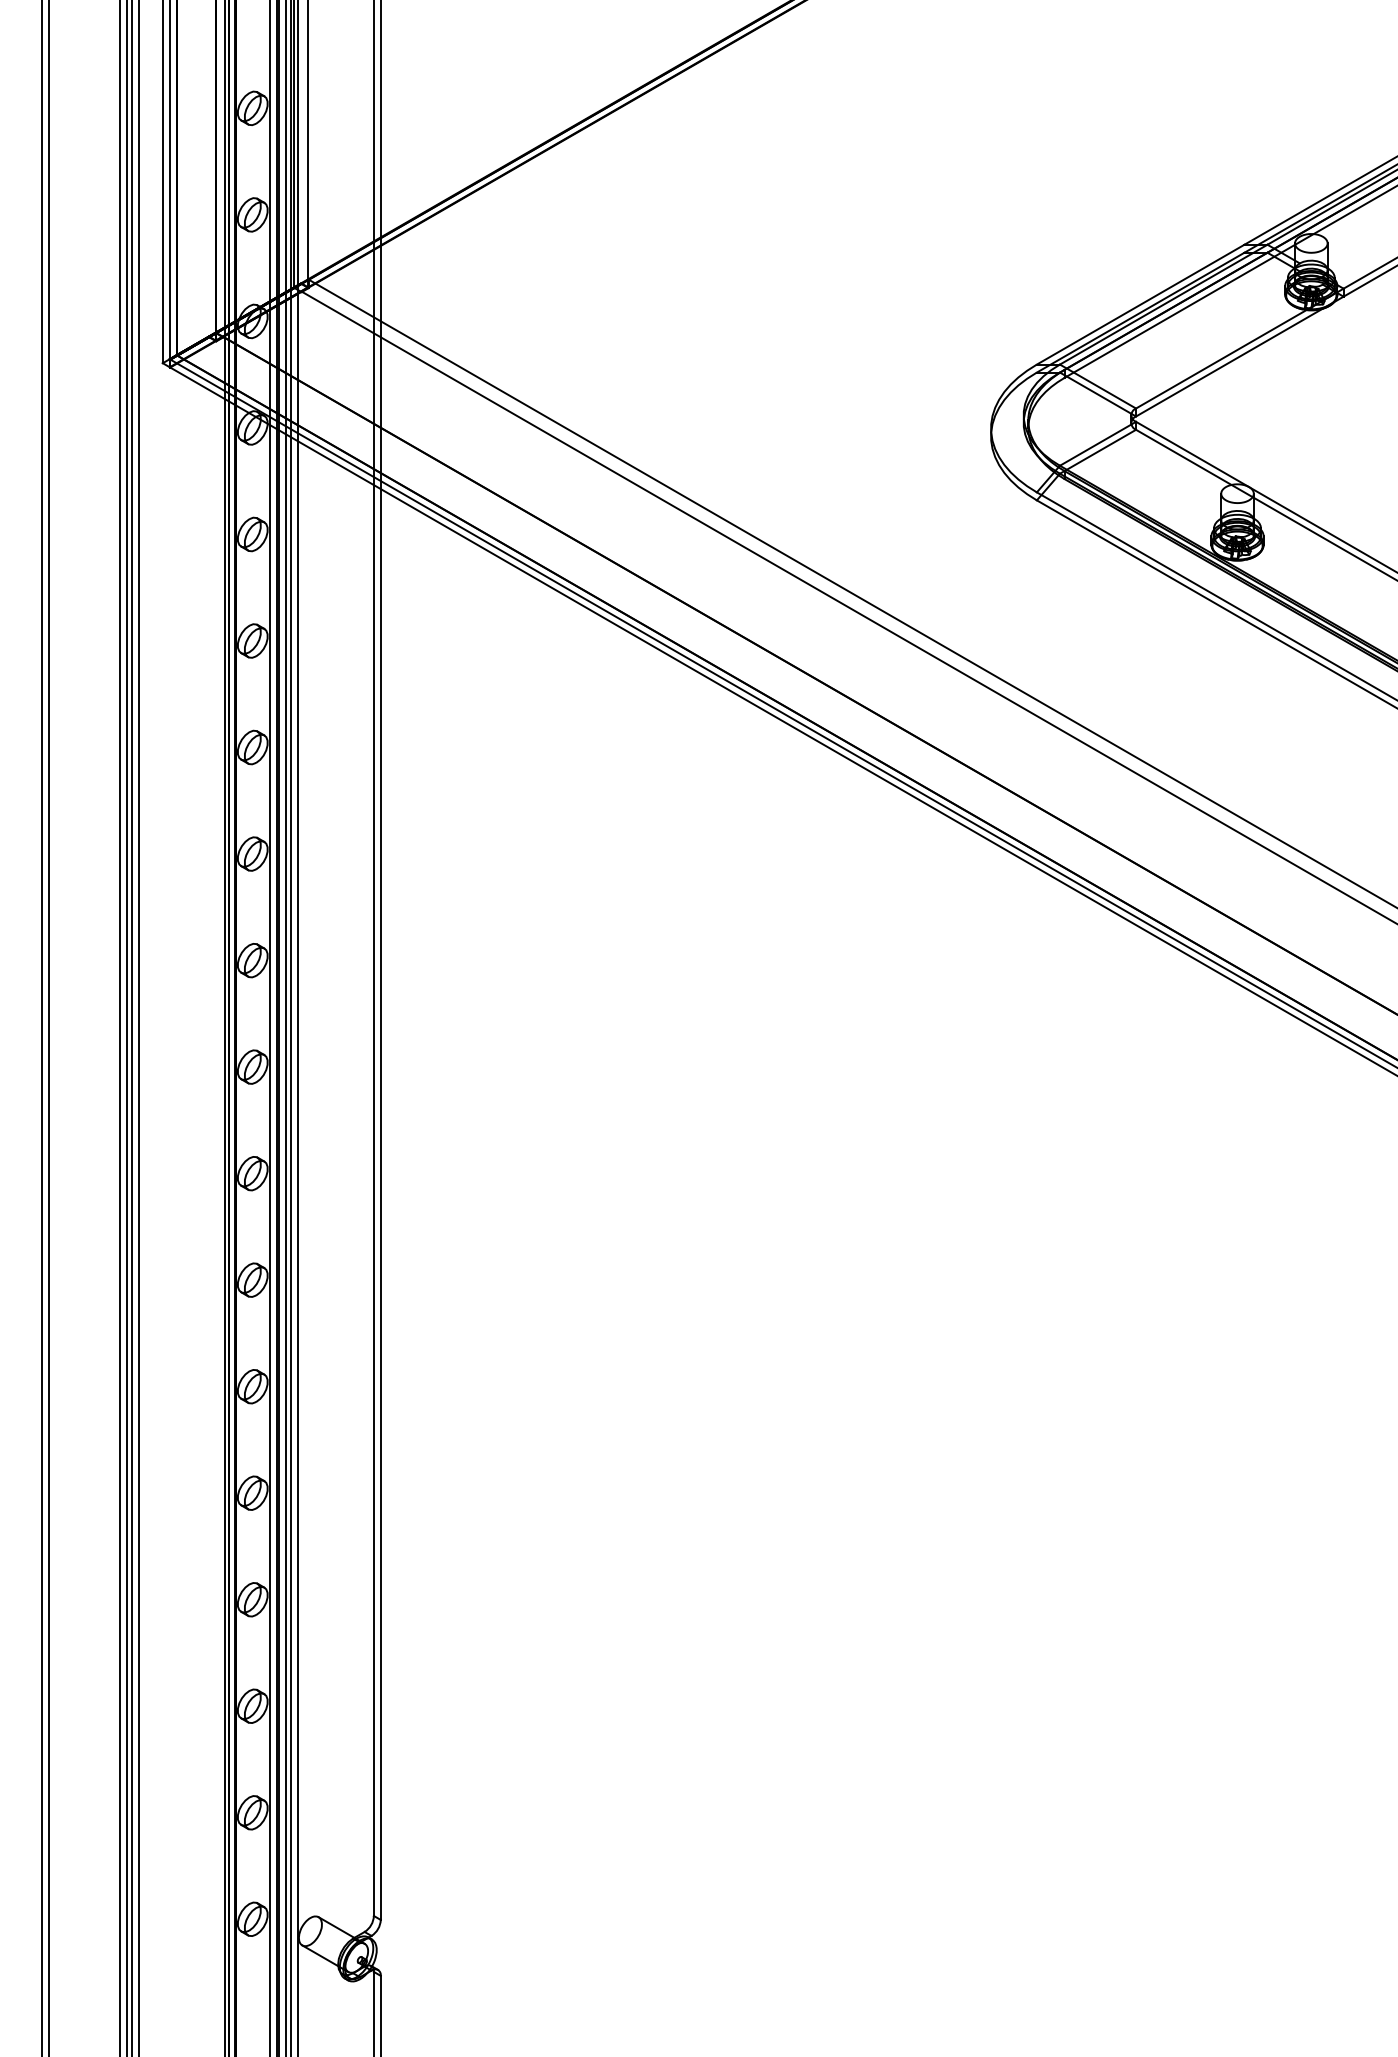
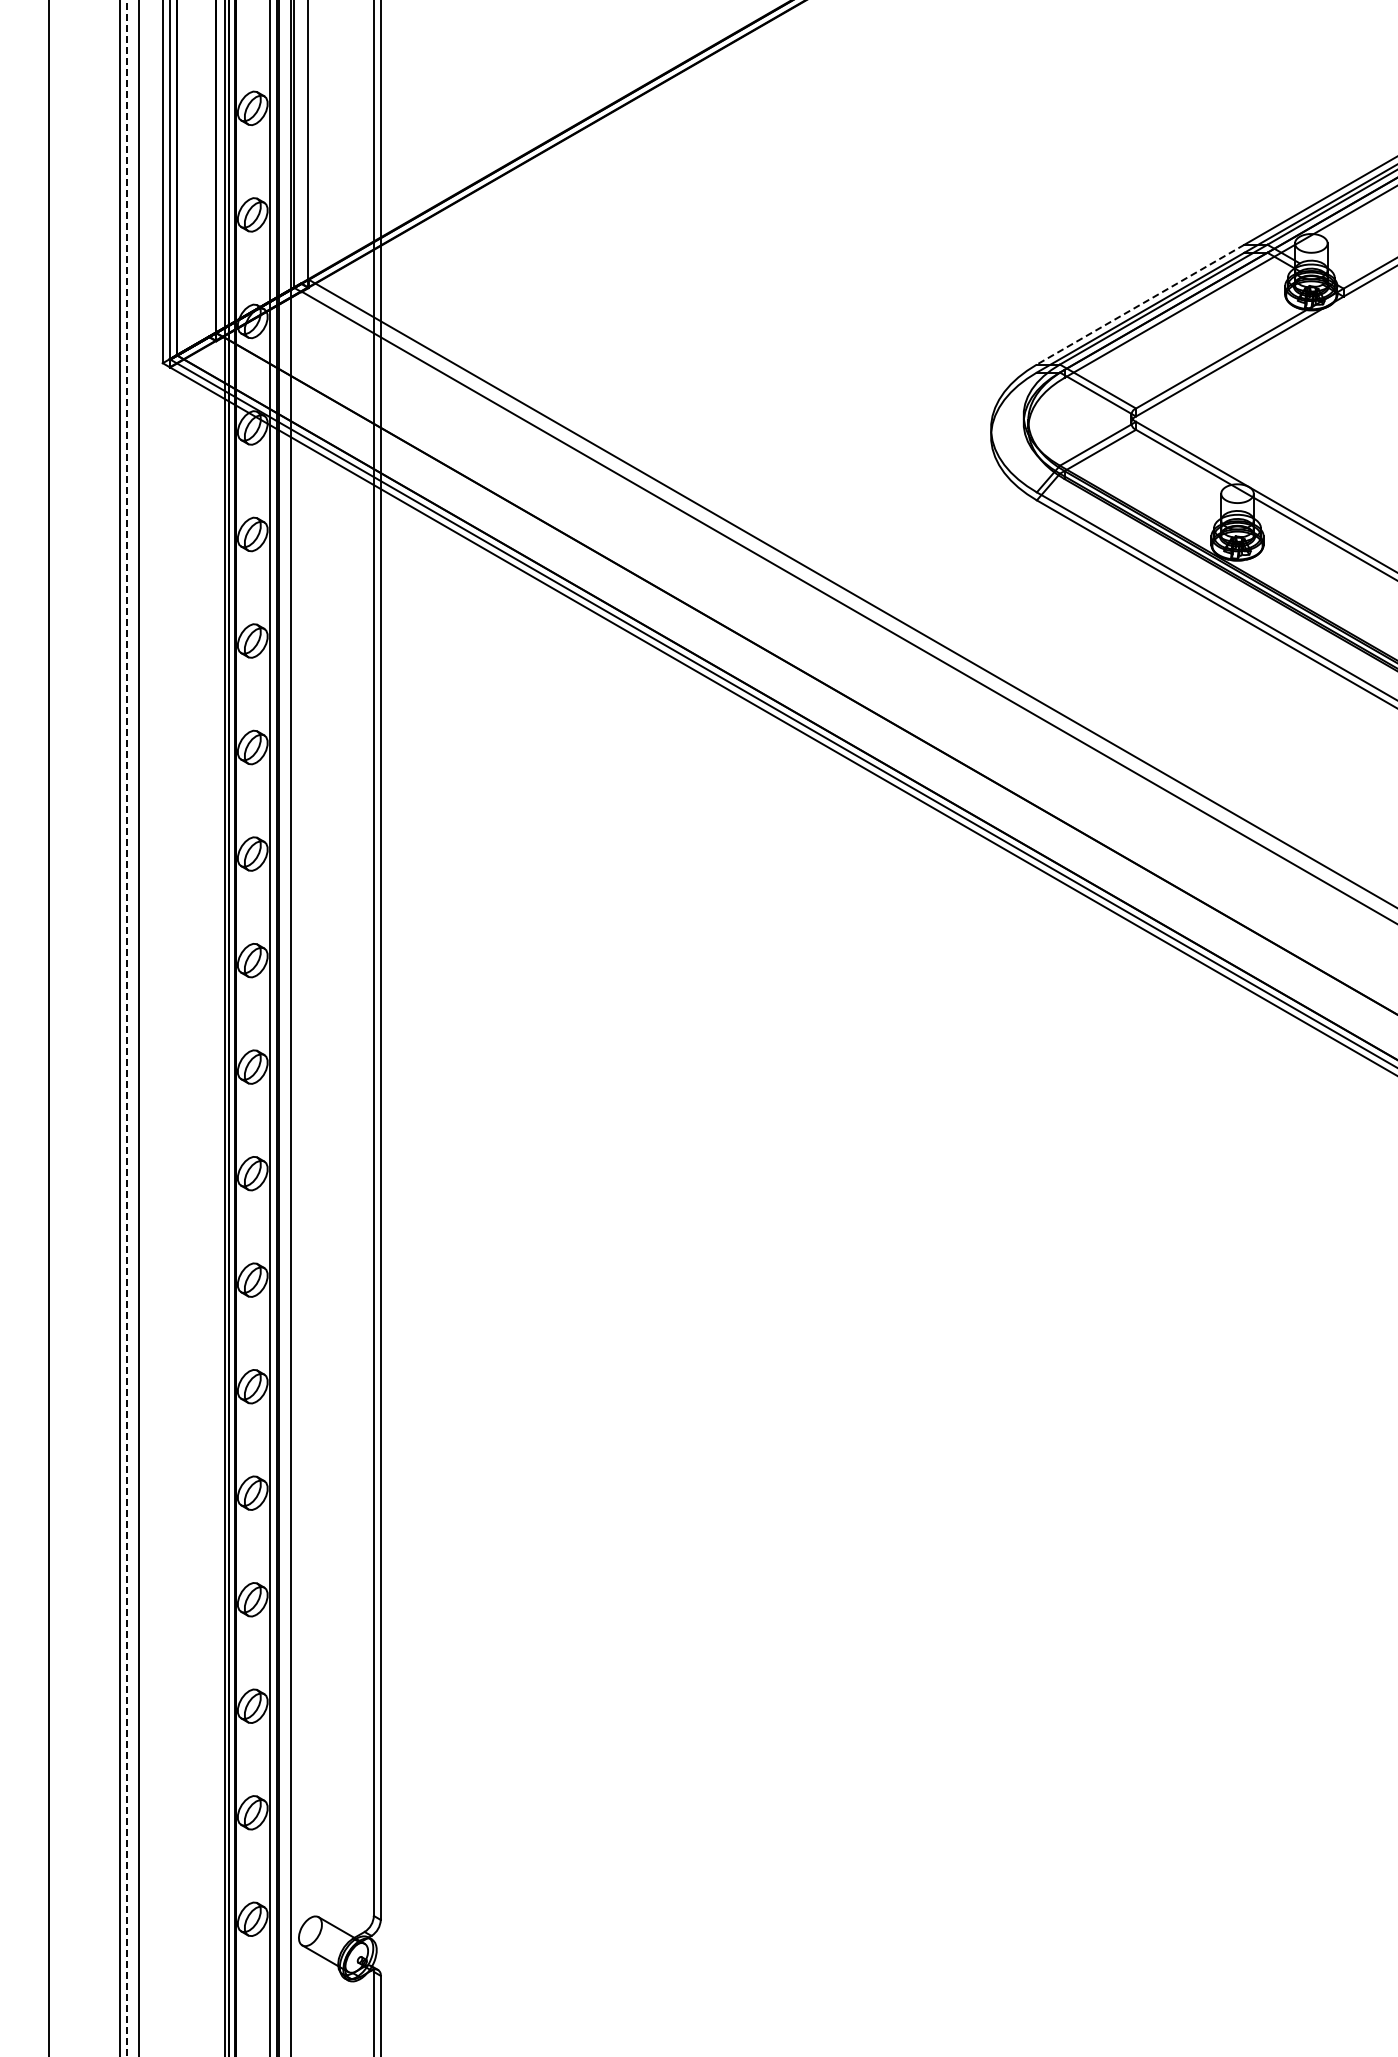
line: solid -> dashed (1140, 304)
line: present -> none (41, 1027)
line: present -> none (132, 1027)
line: present -> none (285, 1027)
line: present -> none (298, 1027)
line: solid -> dashed (126, 1028)
